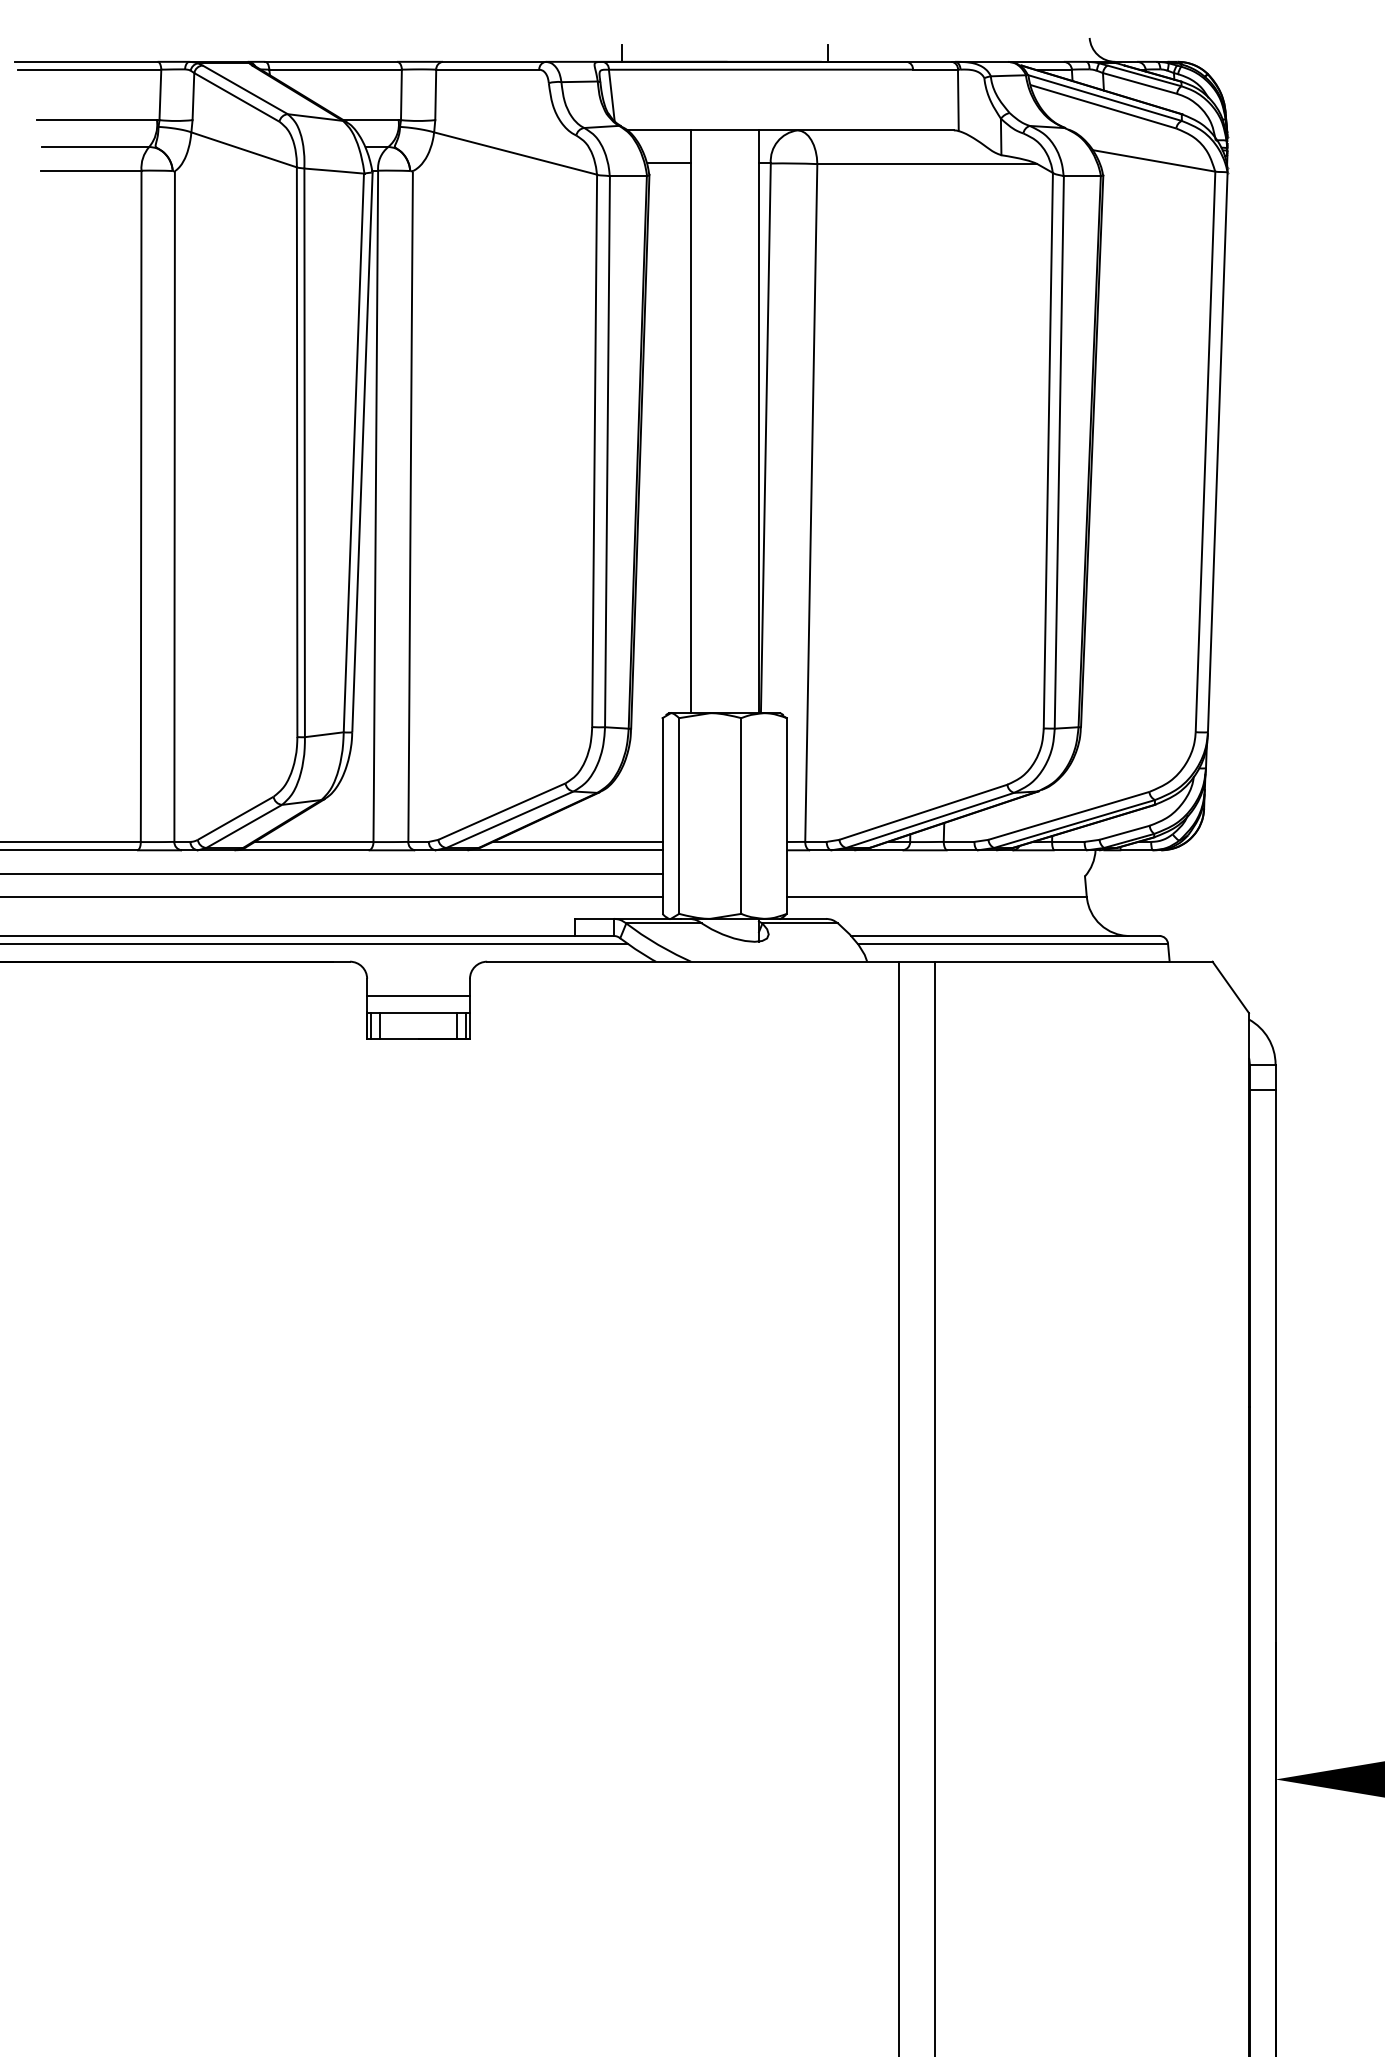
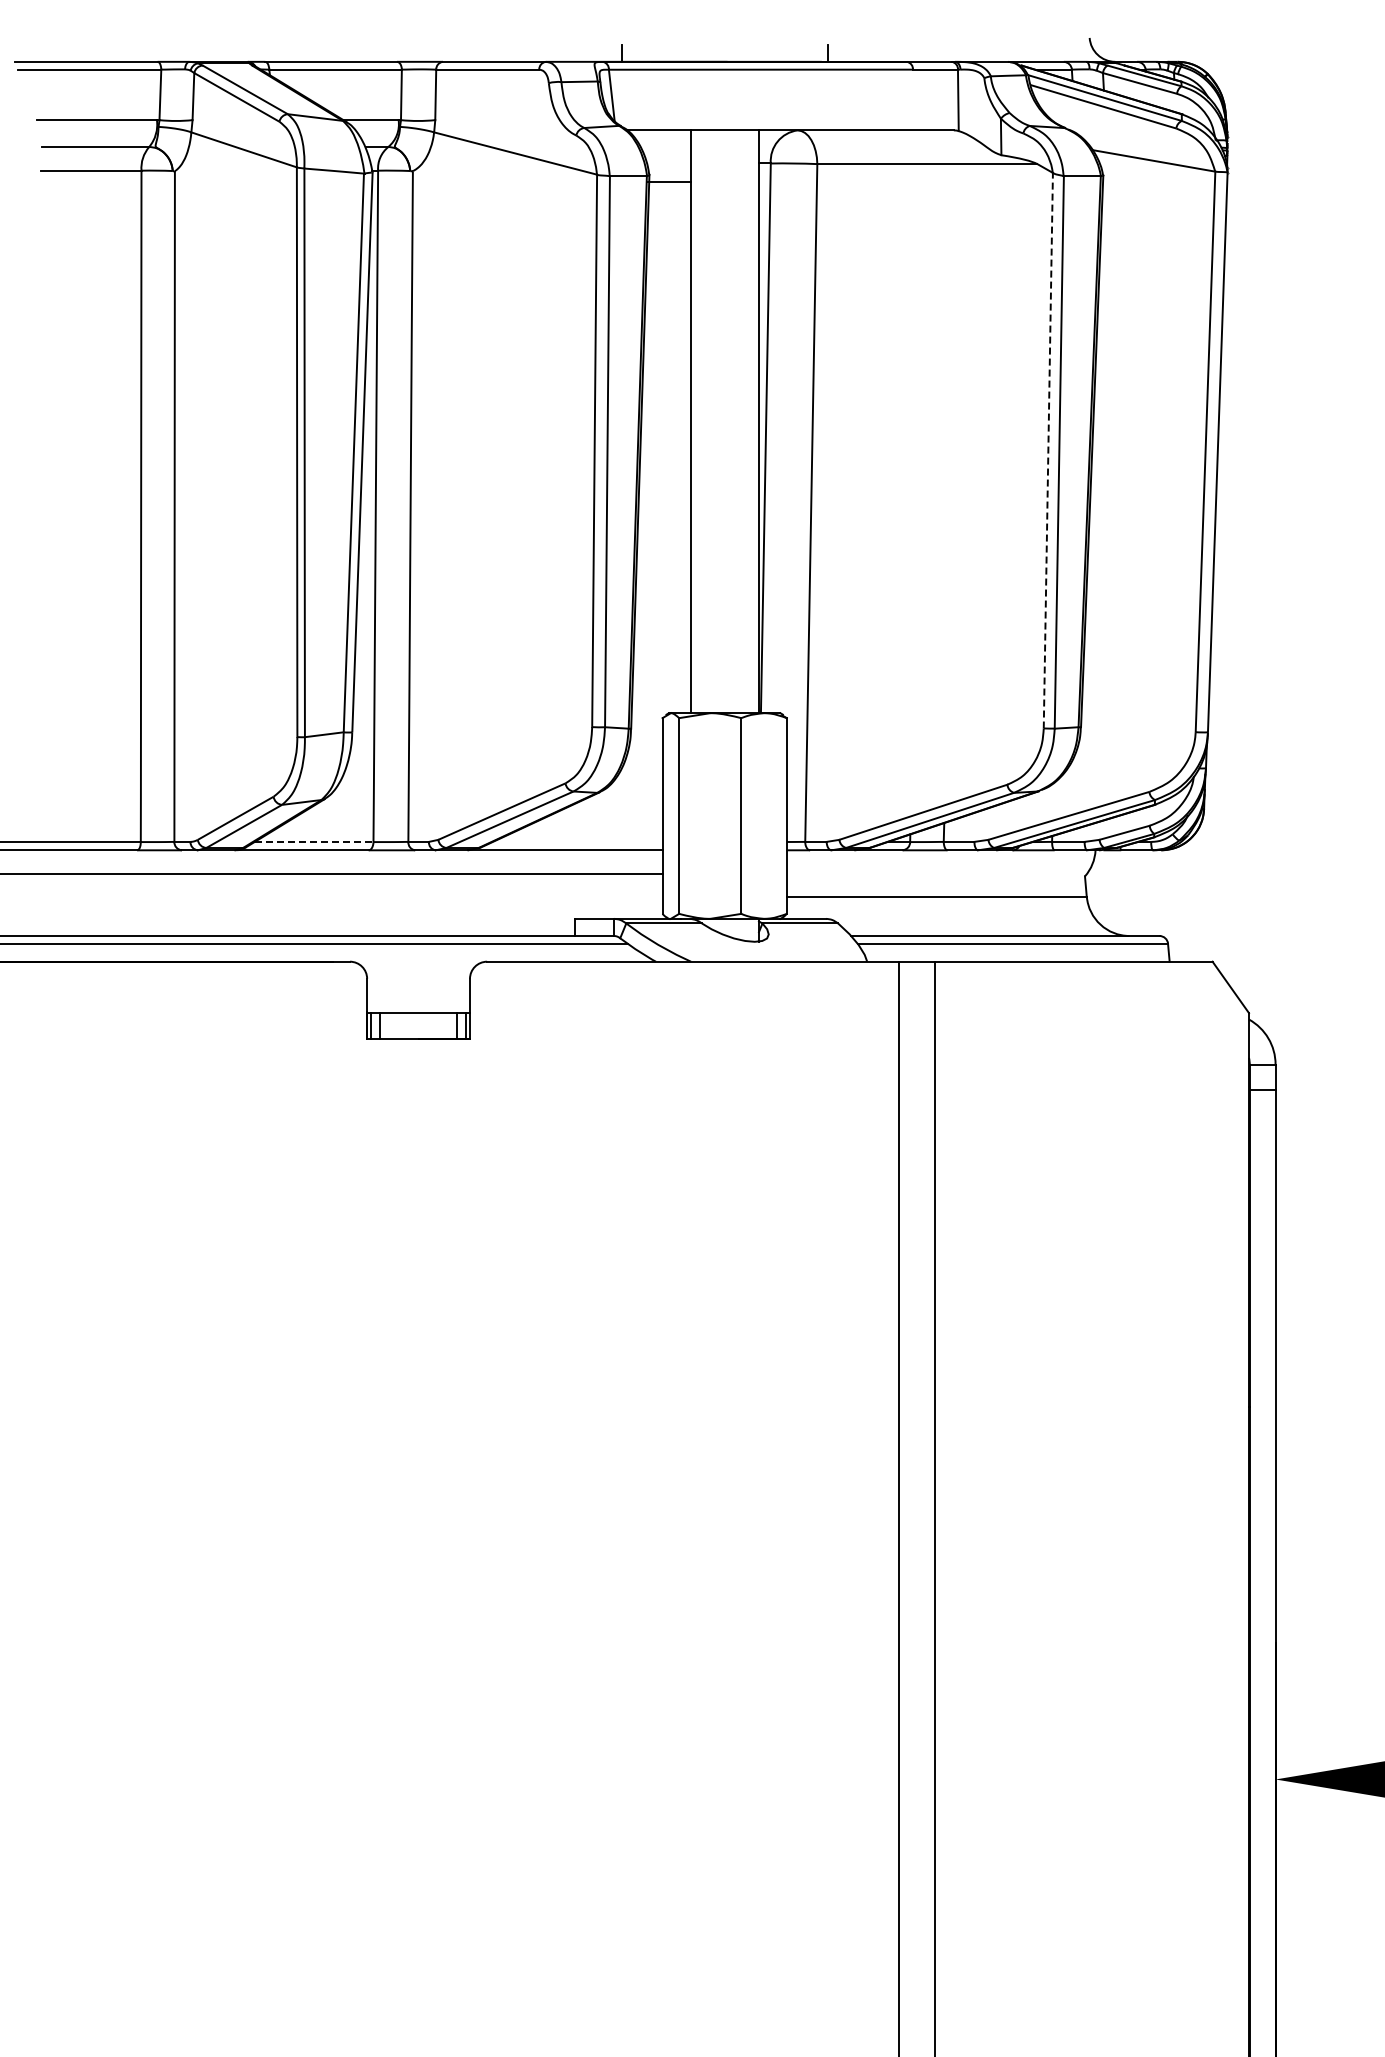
line position: (668, 163) -> (668, 182) (668, 182)
line: solid -> dashed (1048, 450)
line: solid -> dashed (314, 842)
line: present -> none (577, 842)
line: present -> none (332, 896)
line: present -> none (418, 996)
